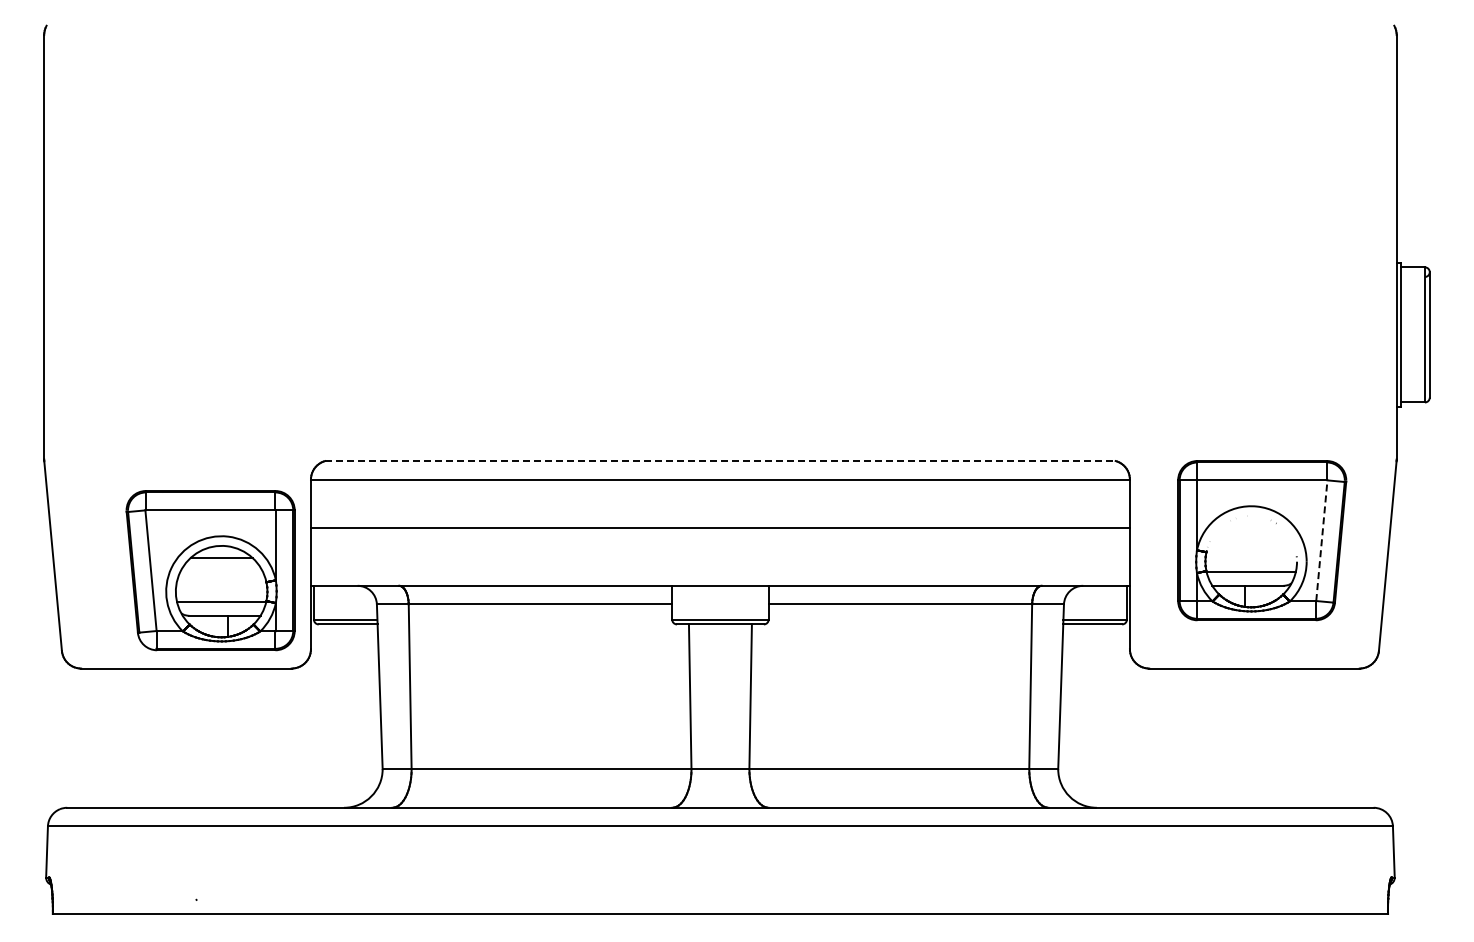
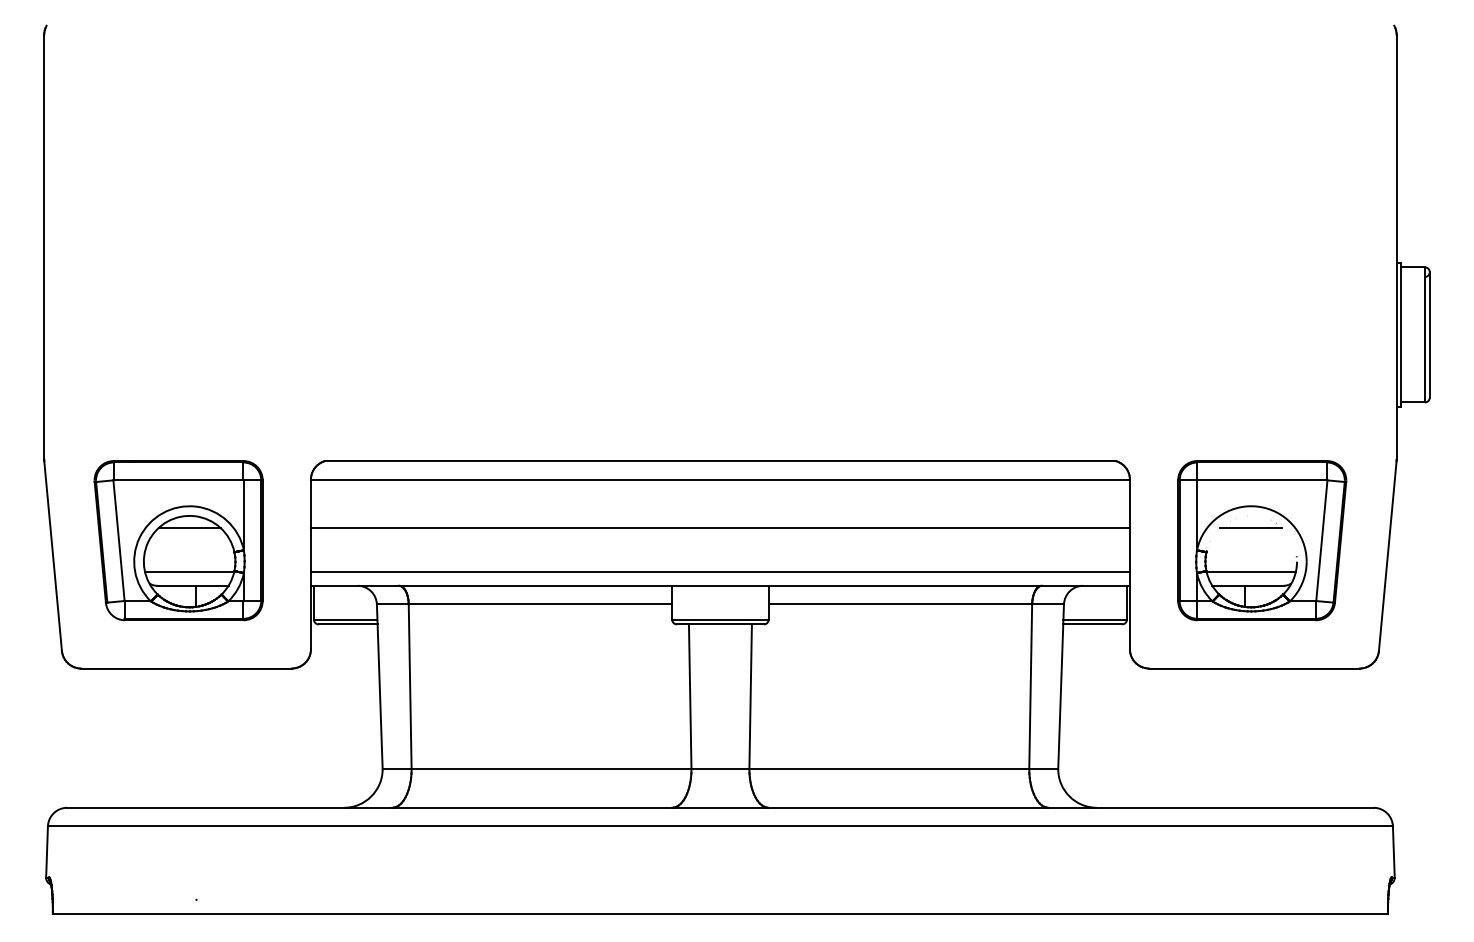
line: dashed -> solid (720, 461)
line: none -> present (1251, 527)
line: dashed -> solid (1321, 540)
part position: (210, 570) -> (178, 540) (178, 540)
line: none -> present (719, 571)
